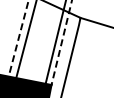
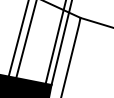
line: dashed -> solid (18, 39)
line: dashed -> solid (61, 43)
